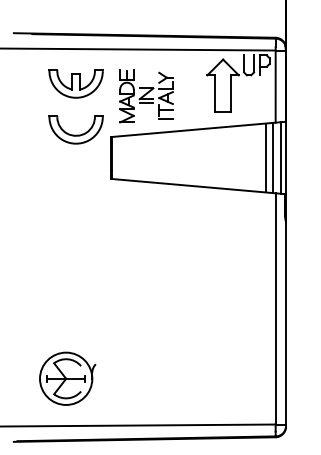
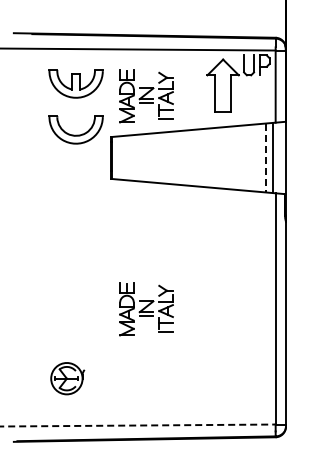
line: present -> none (280, 157)
line: solid -> dashed (265, 158)
part: none -> present (146, 309)
part size: 58x55 px -> 36x34 px (67, 378)
line: solid -> dashed (137, 425)
